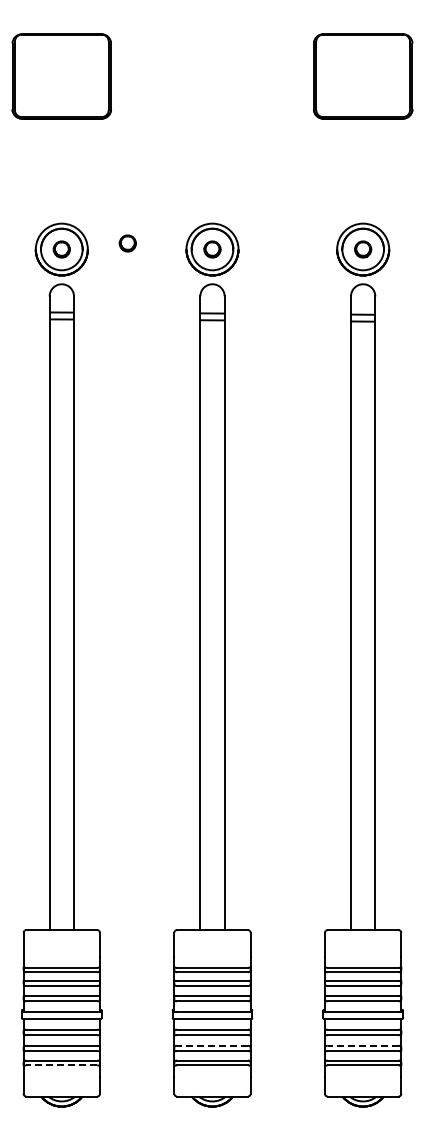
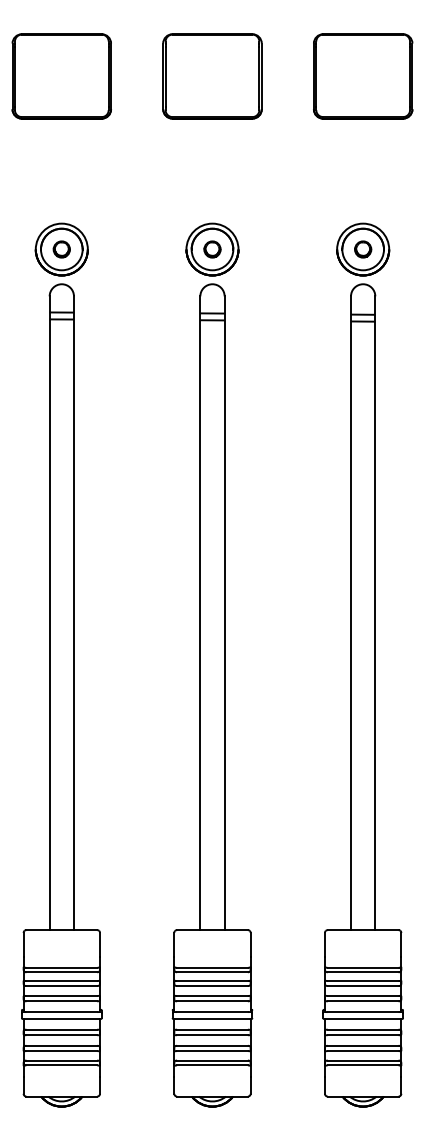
part: none -> present (212, 76)
part: present -> none (127, 243)
line: dashed -> solid (212, 1045)
line: dashed -> solid (362, 1045)
line: dashed -> solid (61, 1065)
